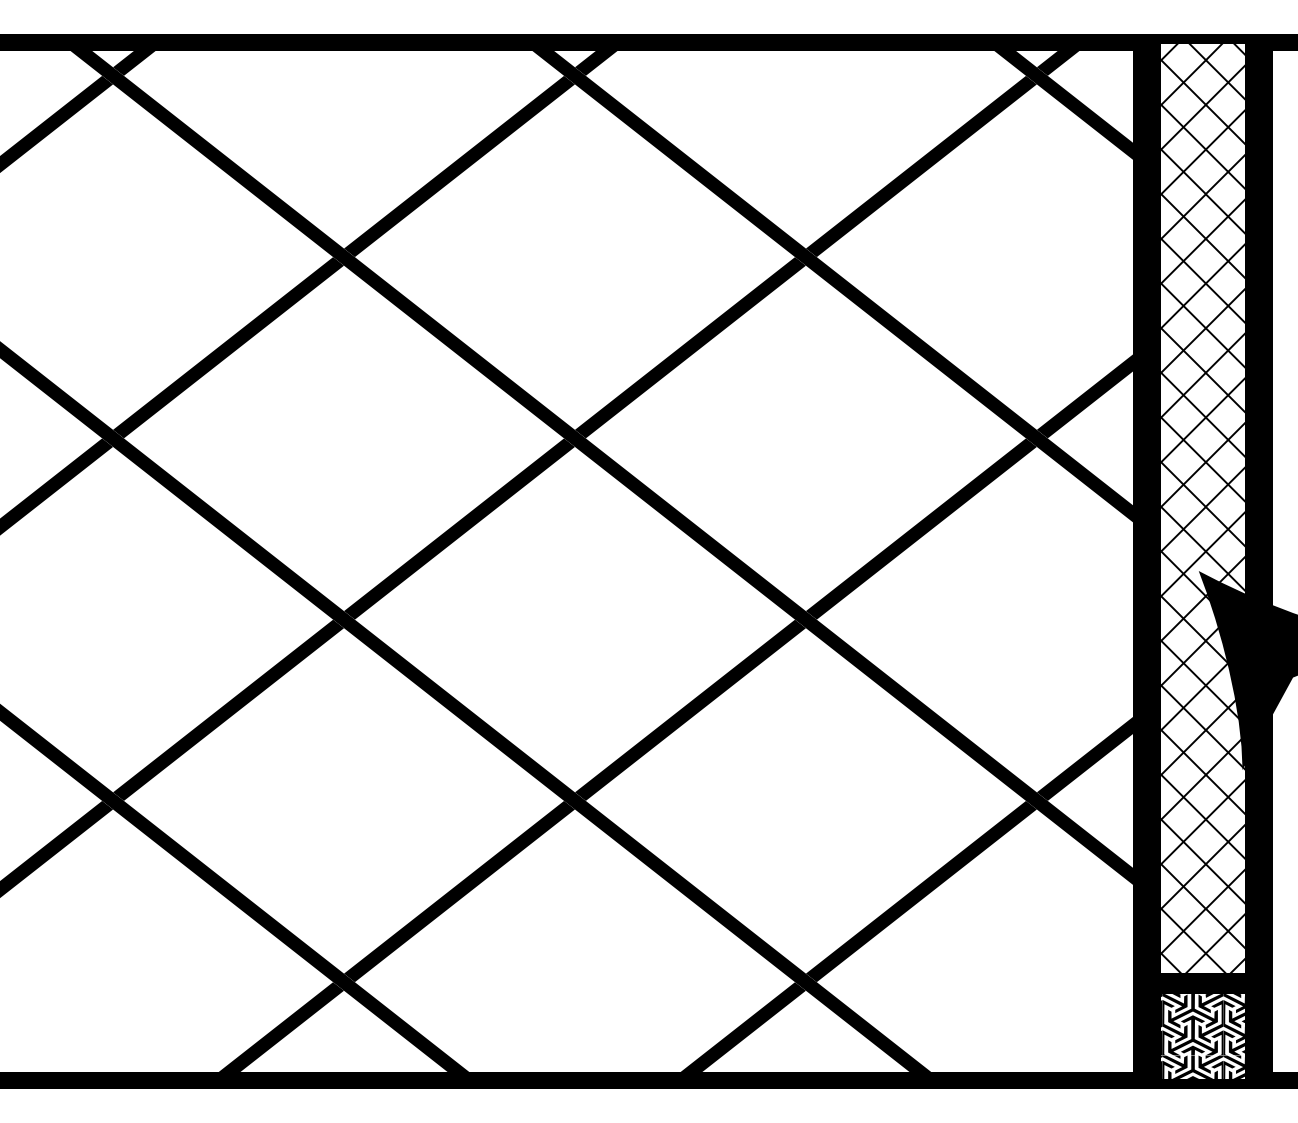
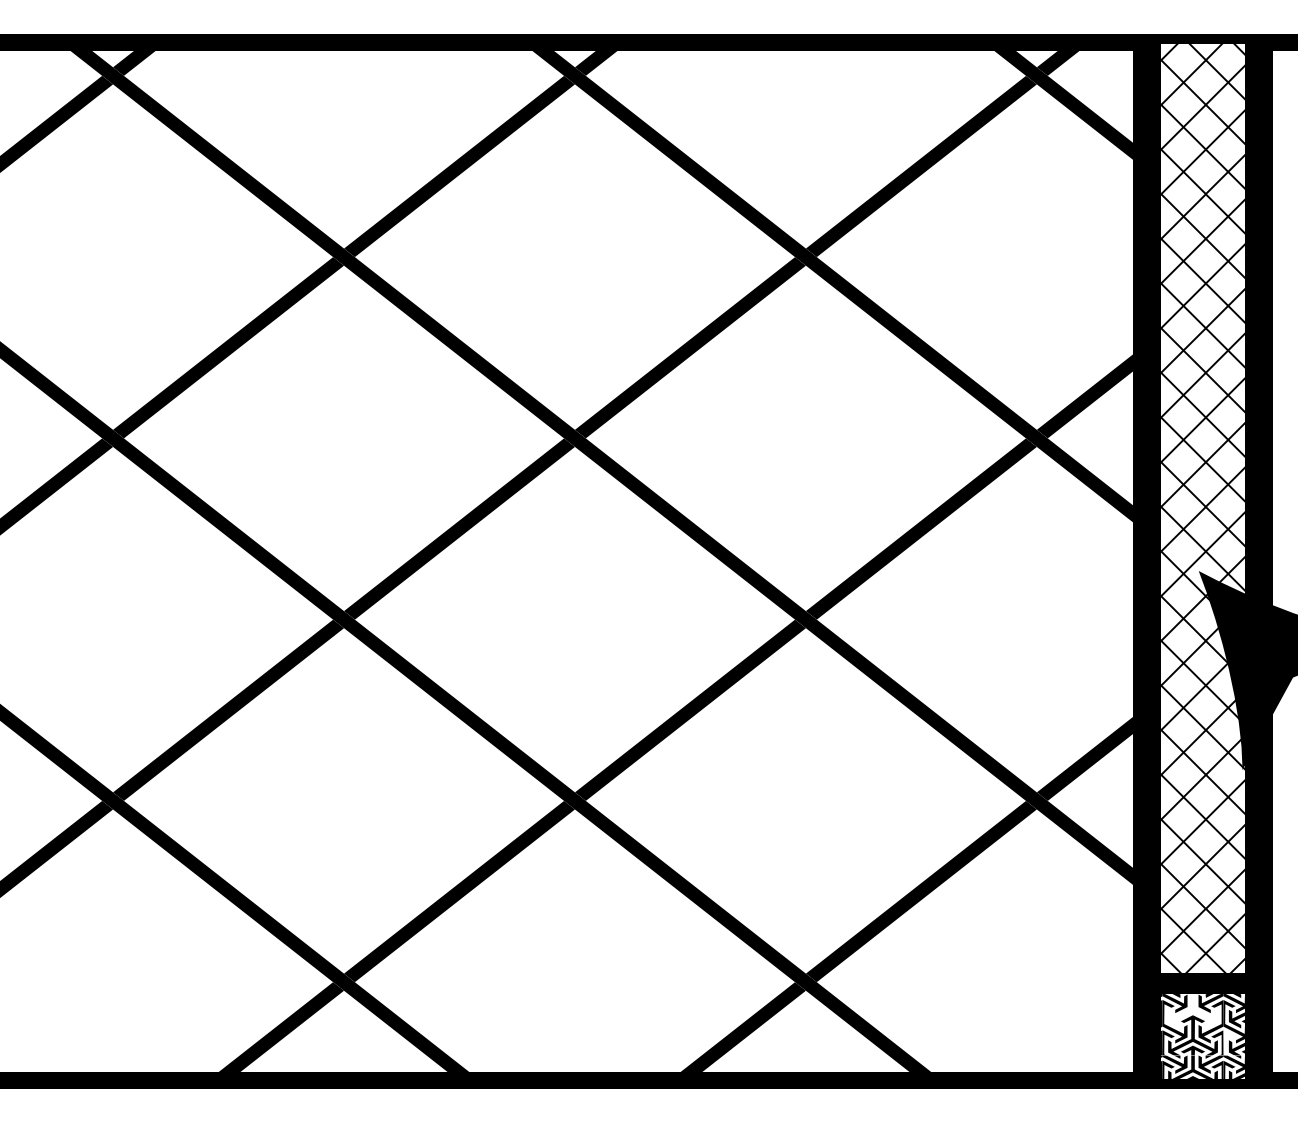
fill: present -> none (1192, 1008)
fill: present -> none (1229, 1042)
